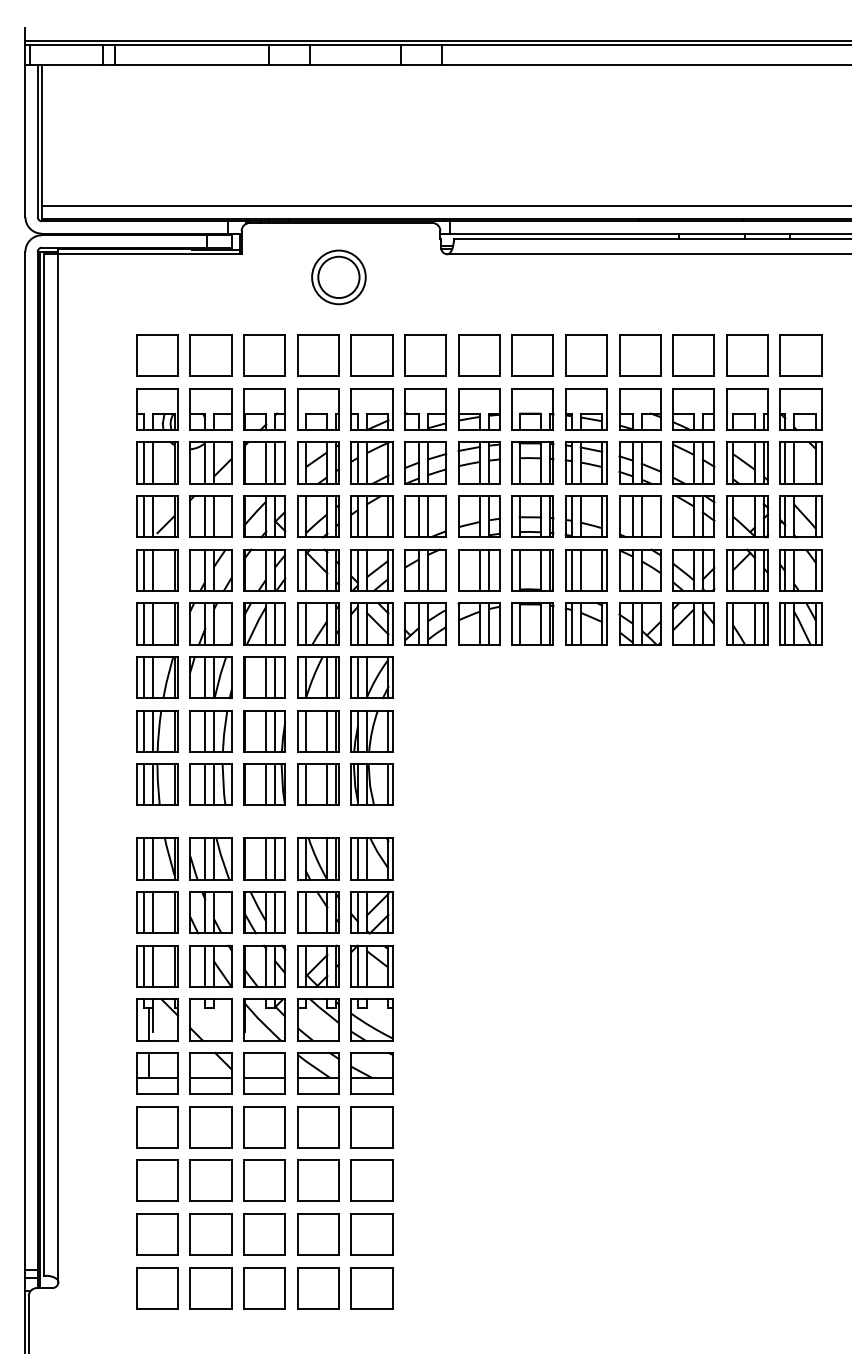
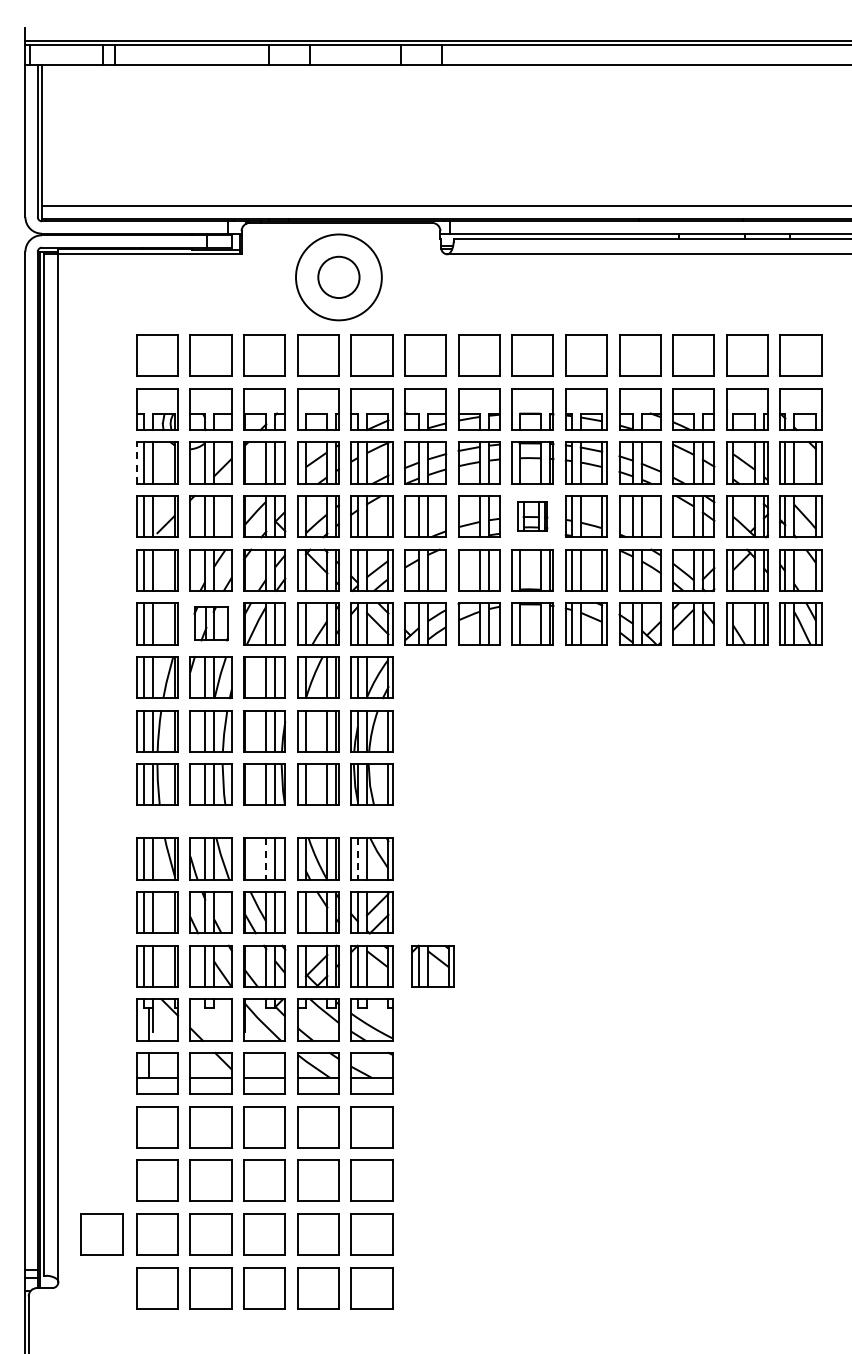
circle diameter: 54 px -> 86 px (338, 277)
line: solid -> dashed (136, 463)
part size: 44x43 px -> 32x31 px (532, 516)
part size: 44x44 px -> 36x36 px (210, 623)
line: solid -> dashed (266, 859)
line: solid -> dashed (357, 859)
part: none -> present (432, 965)
part: none -> present (101, 1234)
